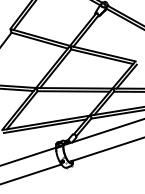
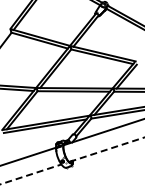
line: solid -> dashed (107, 149)
line: solid -> dashed (31, 174)
